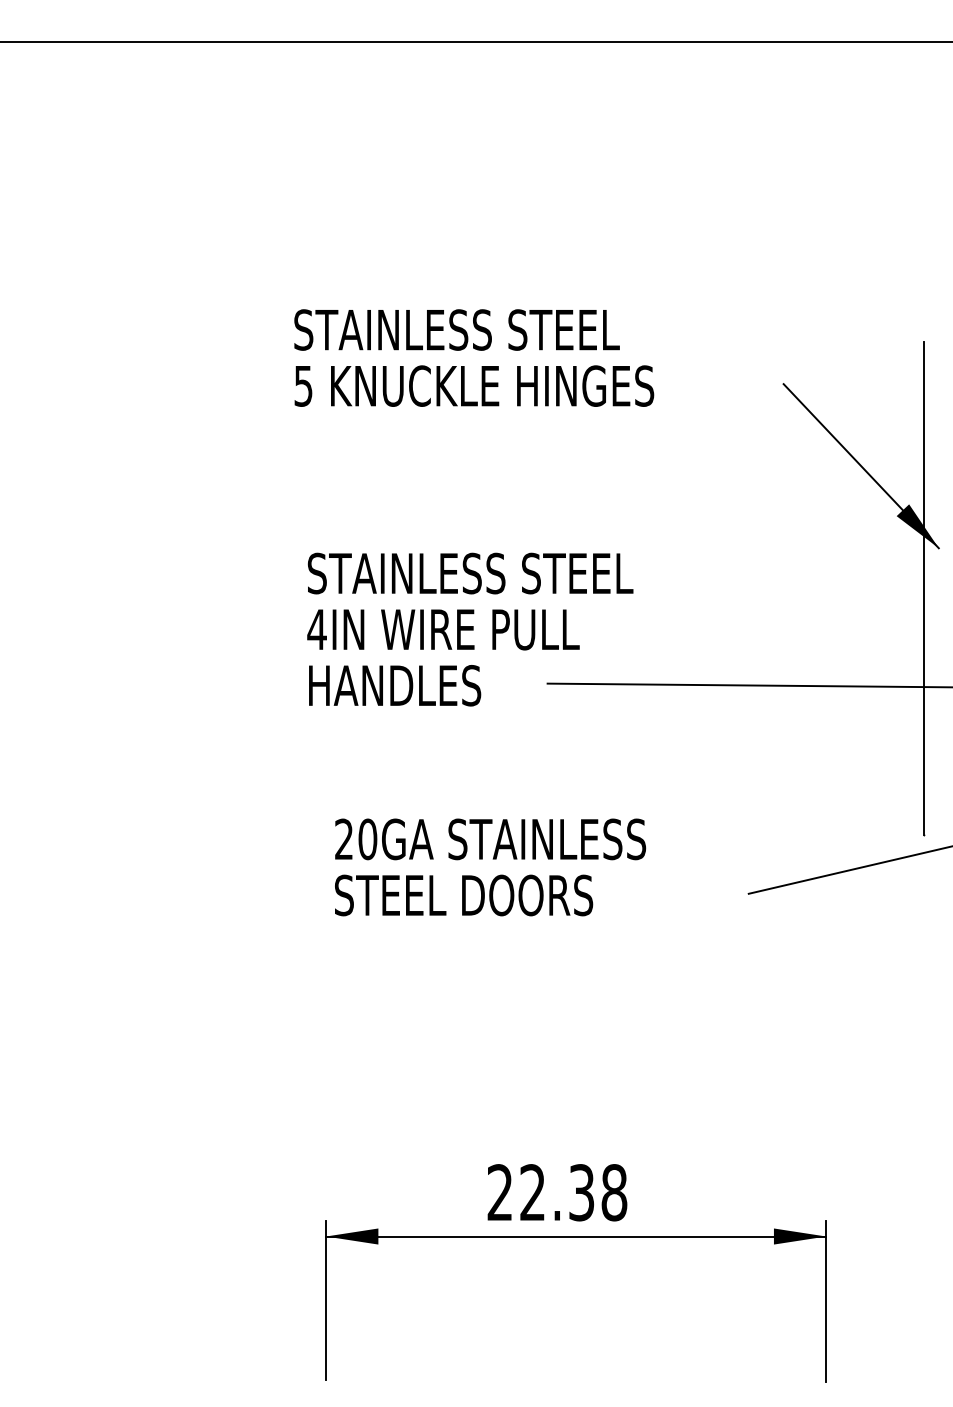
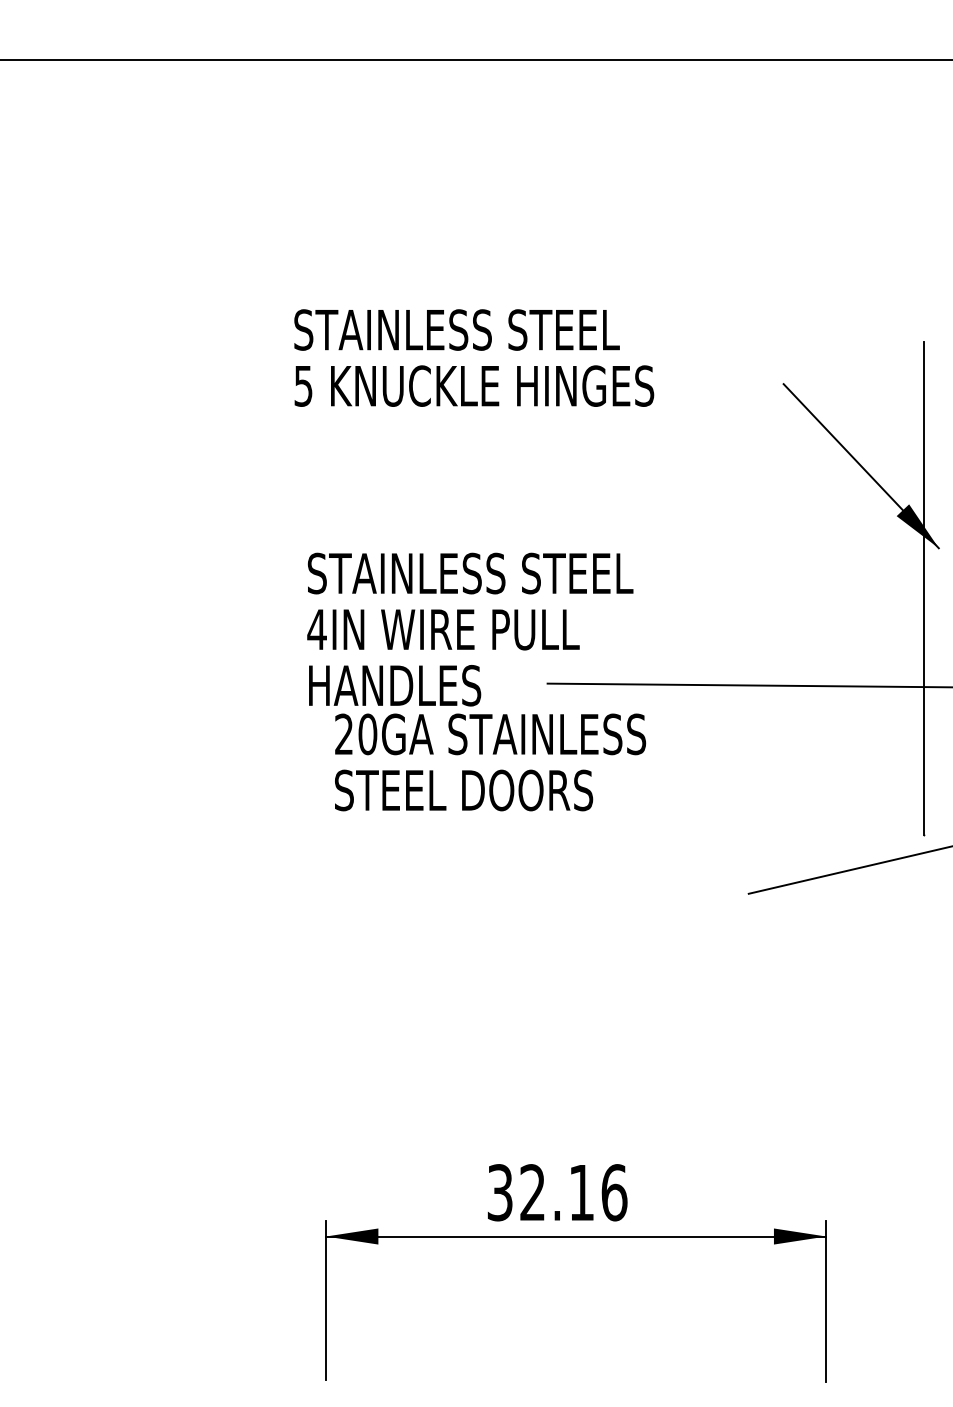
line position: (475, 42) -> (475, 60) (475, 60)
text position: (490, 867) -> (490, 762) (490, 762)
text: 22.38 -> 32.16 (557, 1192)
